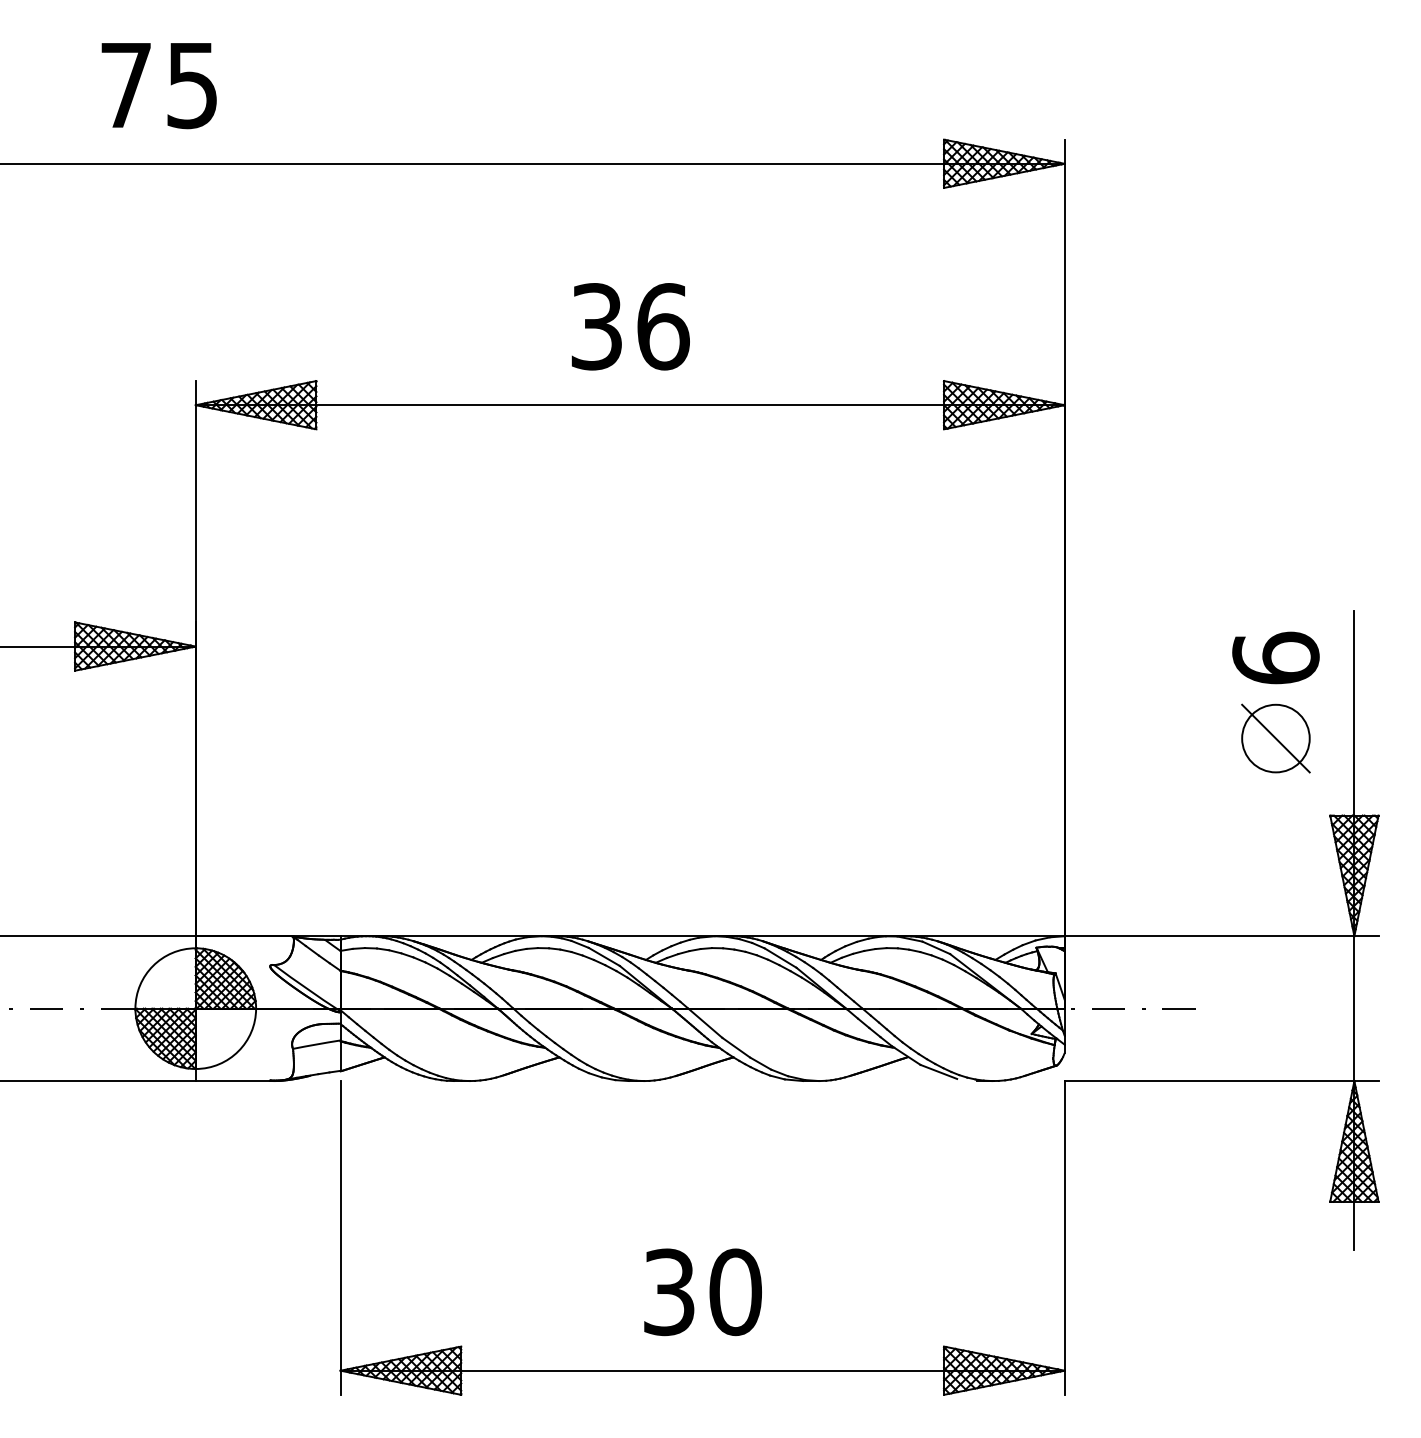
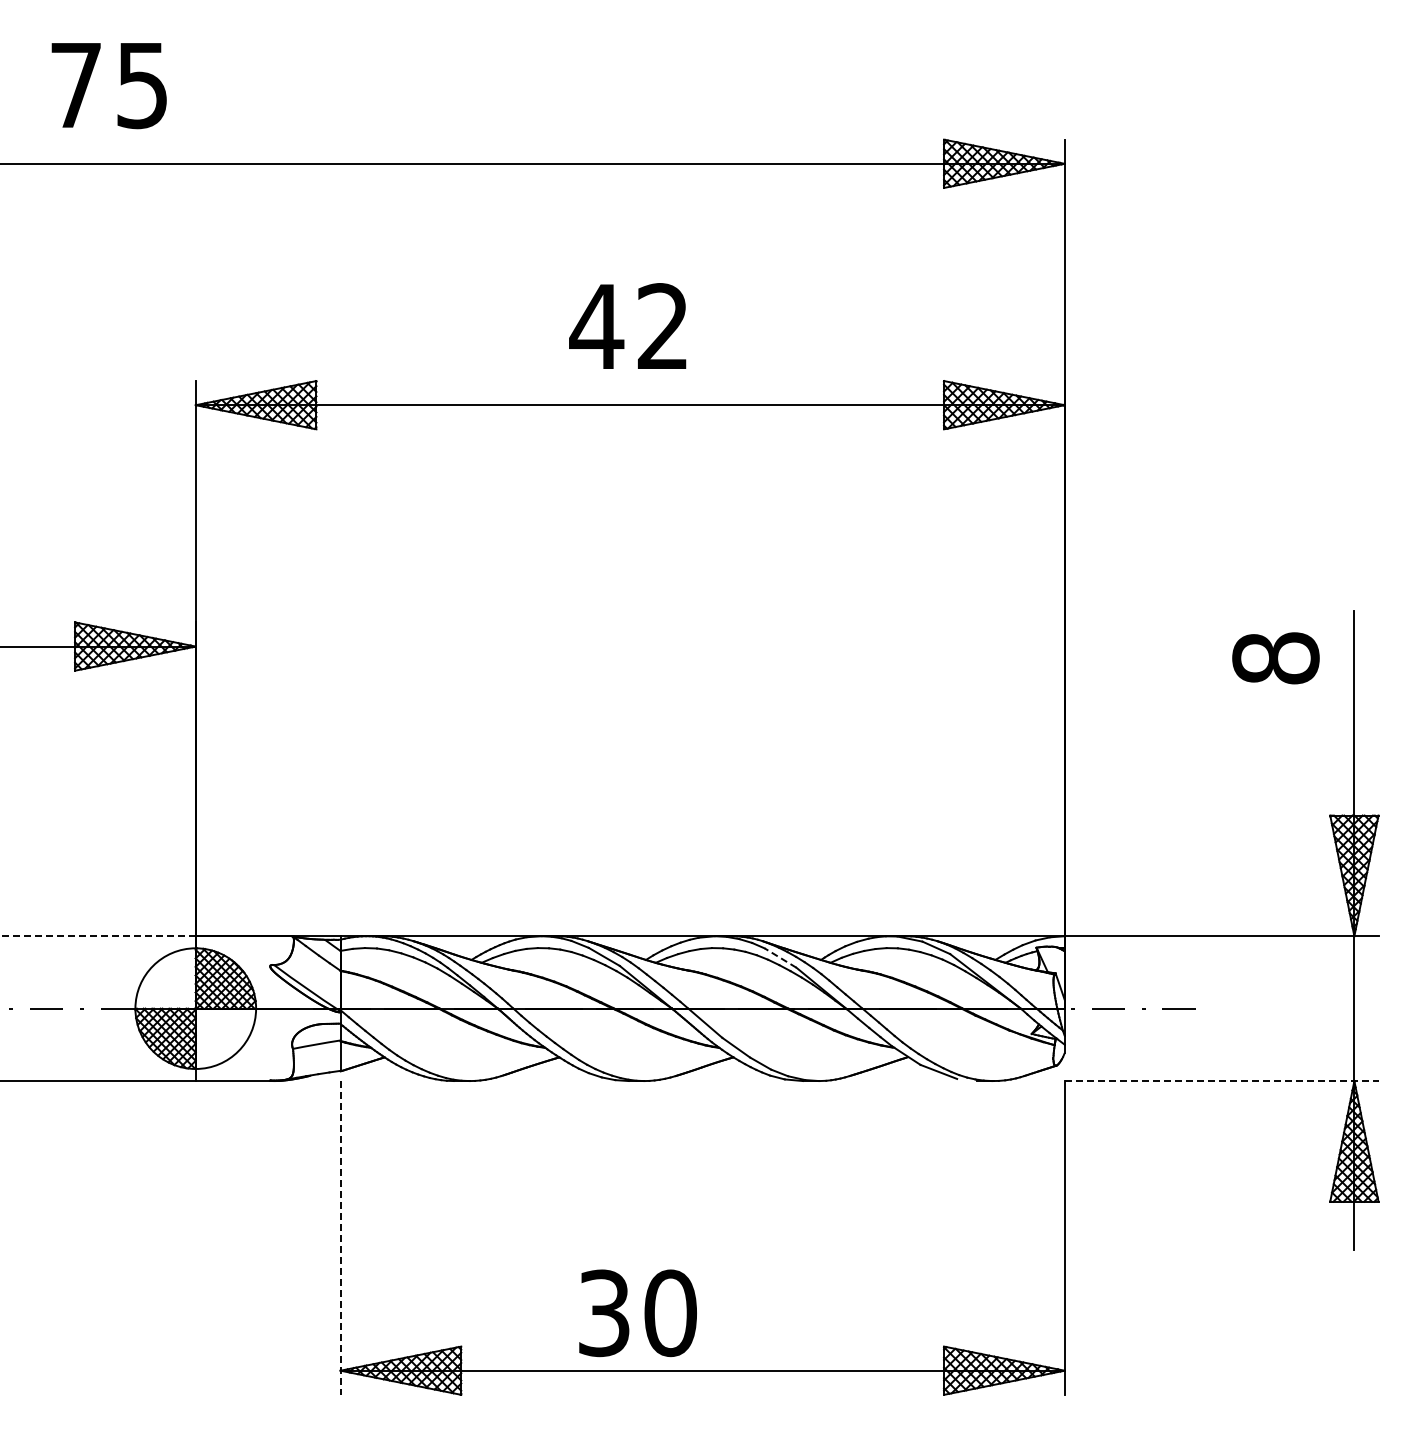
text position: (158, 86) -> (108, 86) (108, 86)
text: 36 -> 42 (629, 326)
text: 6 -> 8 (1275, 657)
part: present -> none (1275, 738)
line: solid -> dashed (97, 936)
line: solid -> dashed (780, 958)
line: solid -> dashed (1221, 1081)
line: solid -> dashed (340, 1237)
text position: (702, 1292) -> (637, 1313) (637, 1313)
